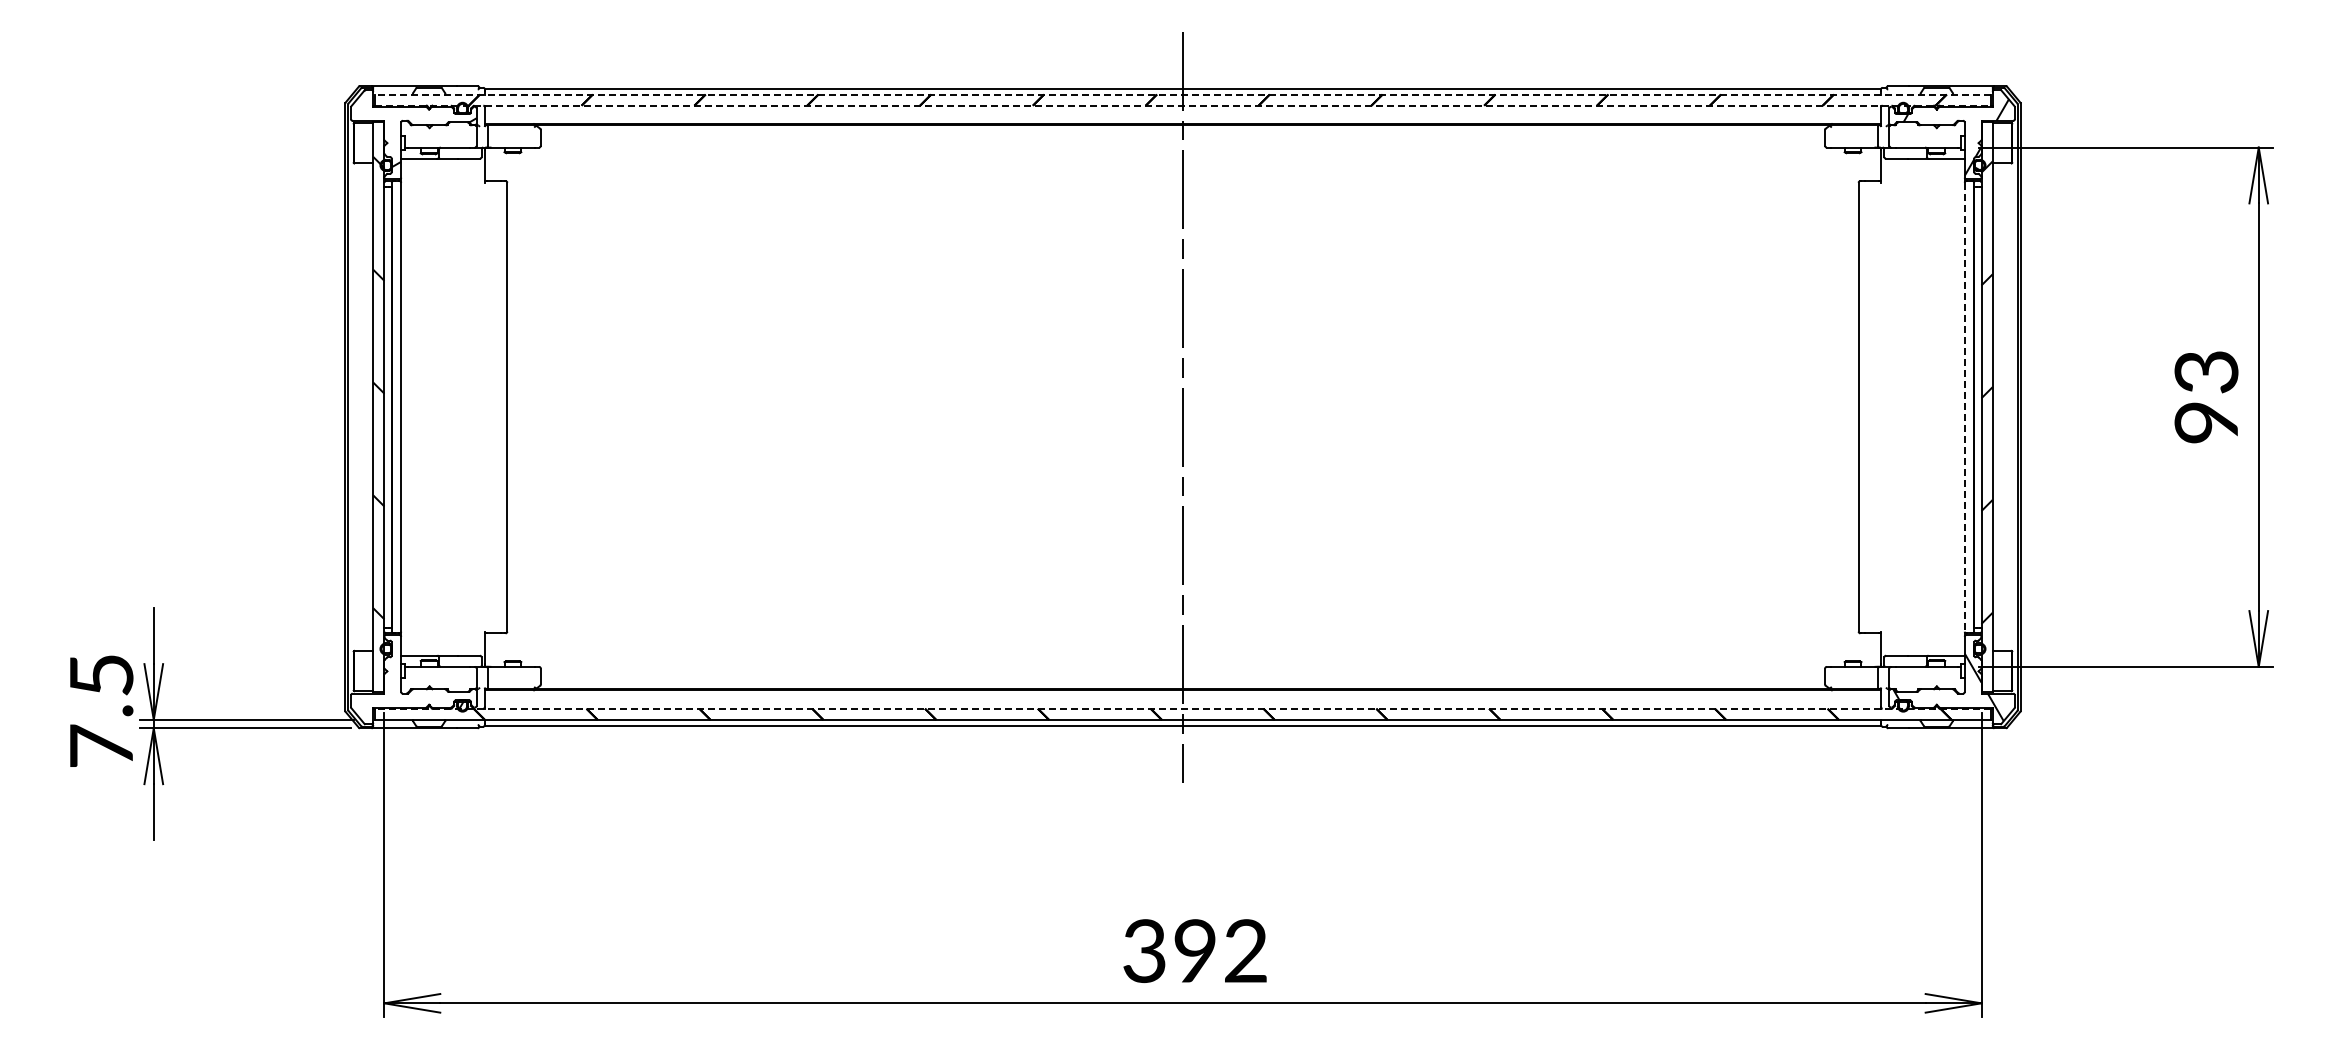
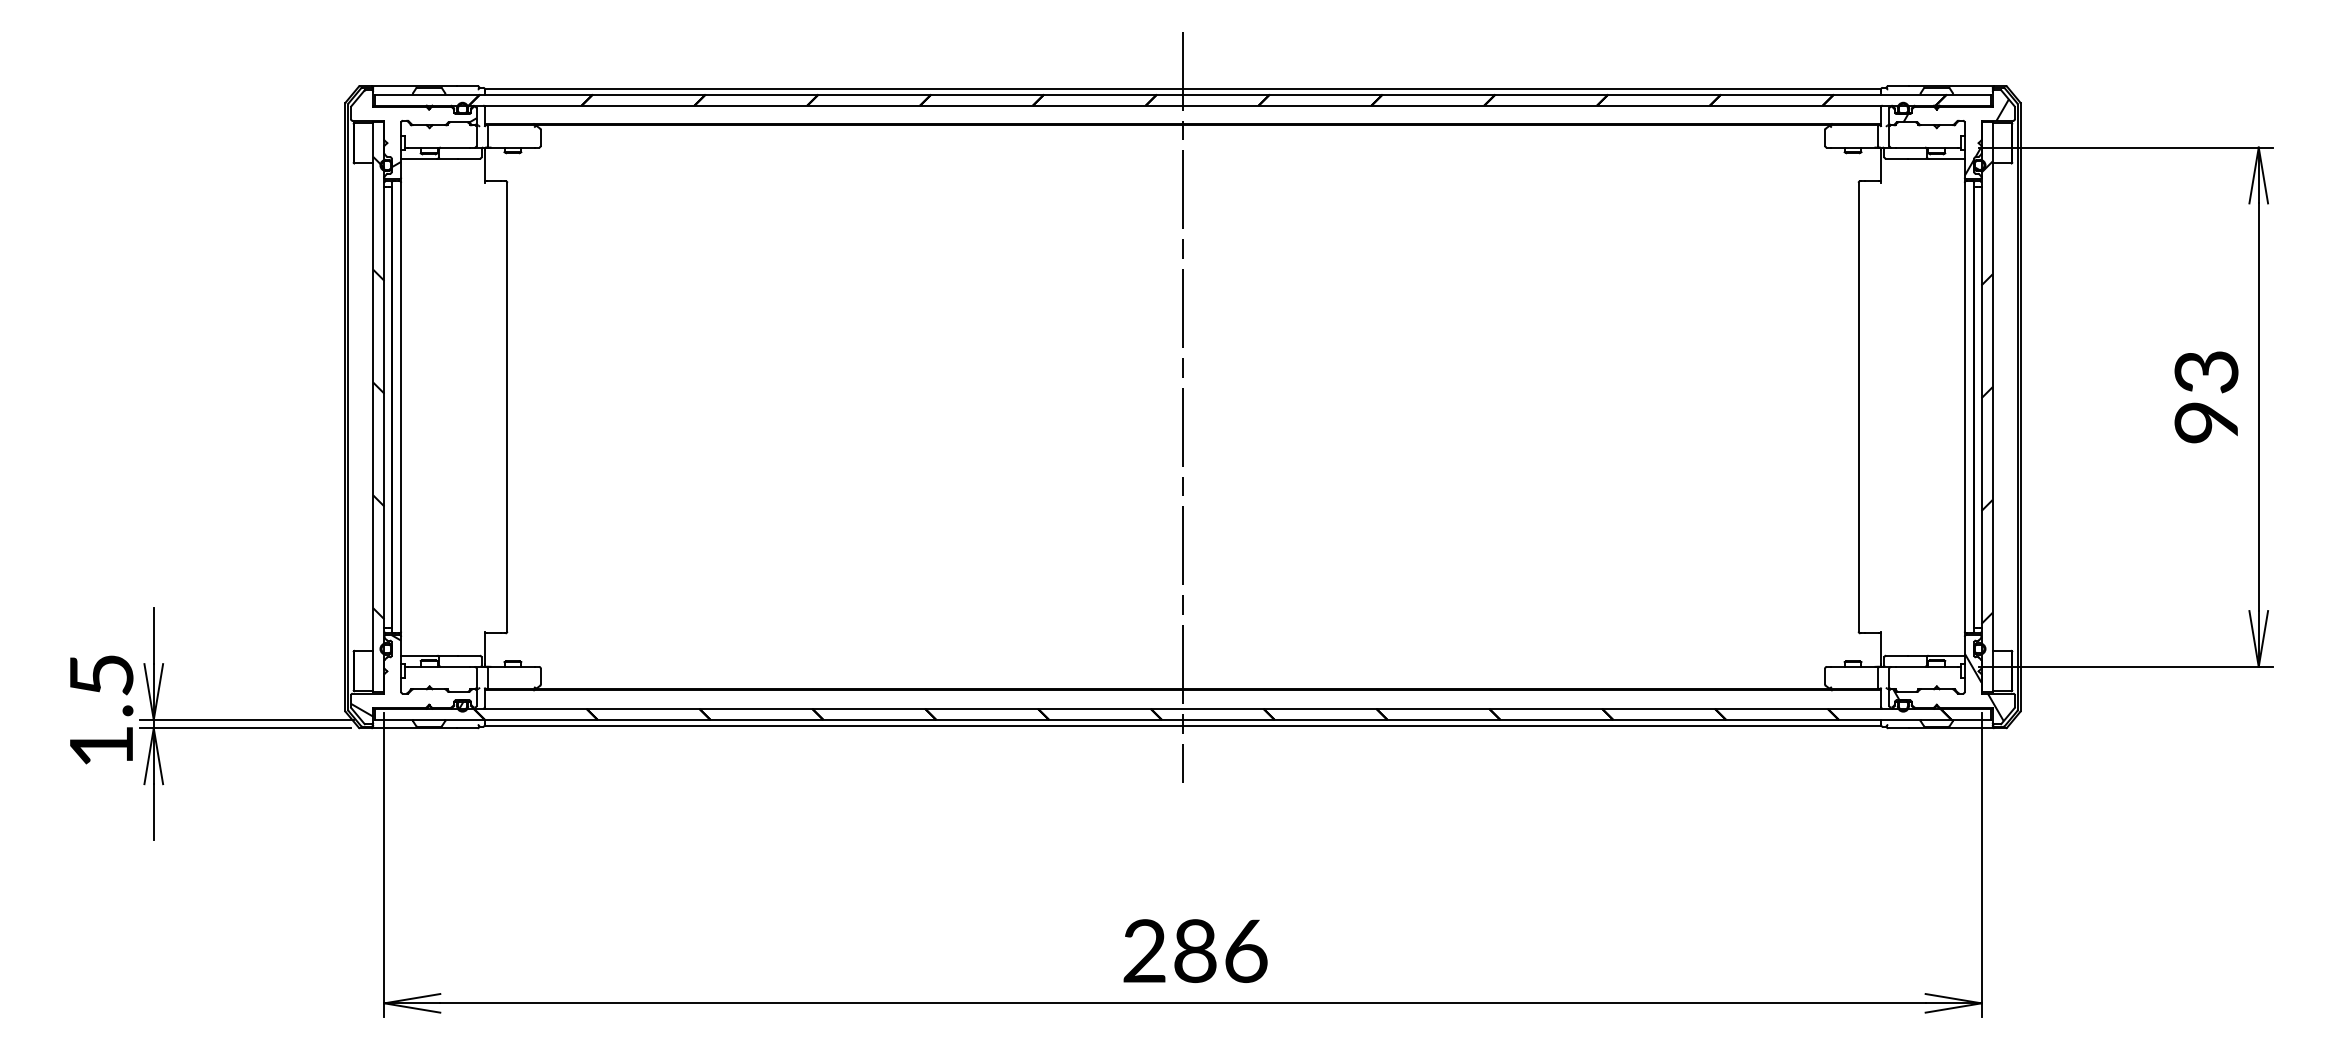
line: dashed -> solid (1182, 94)
line: dashed -> solid (1183, 105)
line: dashed -> solid (1964, 407)
hatch: none -> present (375, 675)
line: dashed -> solid (1182, 708)
text: 7.5 -> 1.5 (101, 745)
text: 392 -> 286 (1195, 951)
